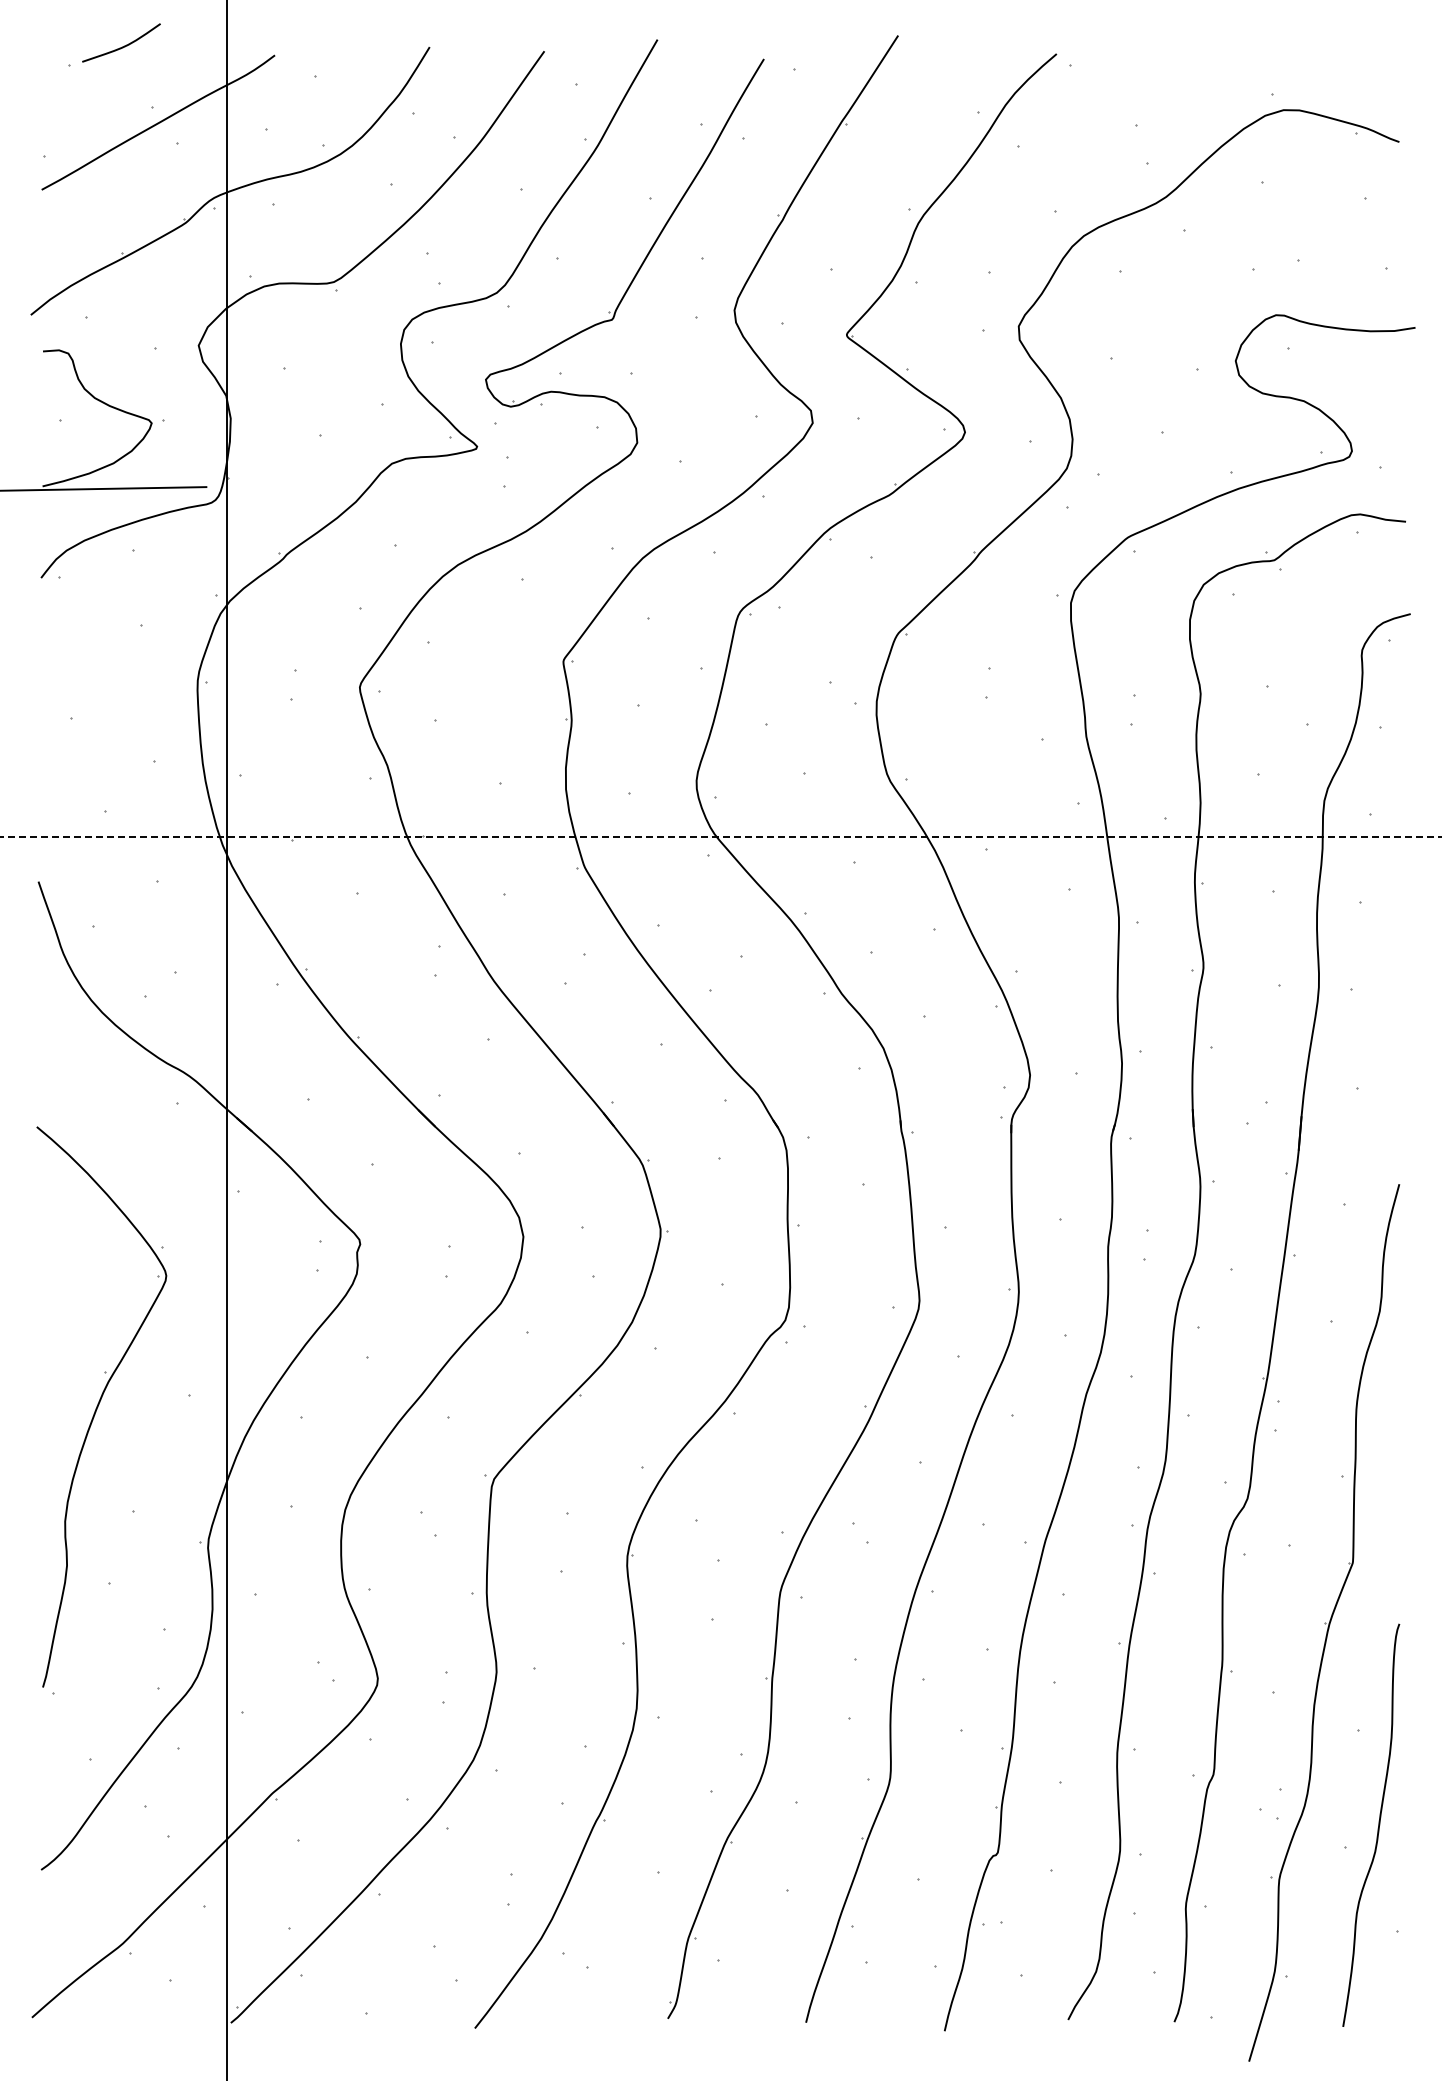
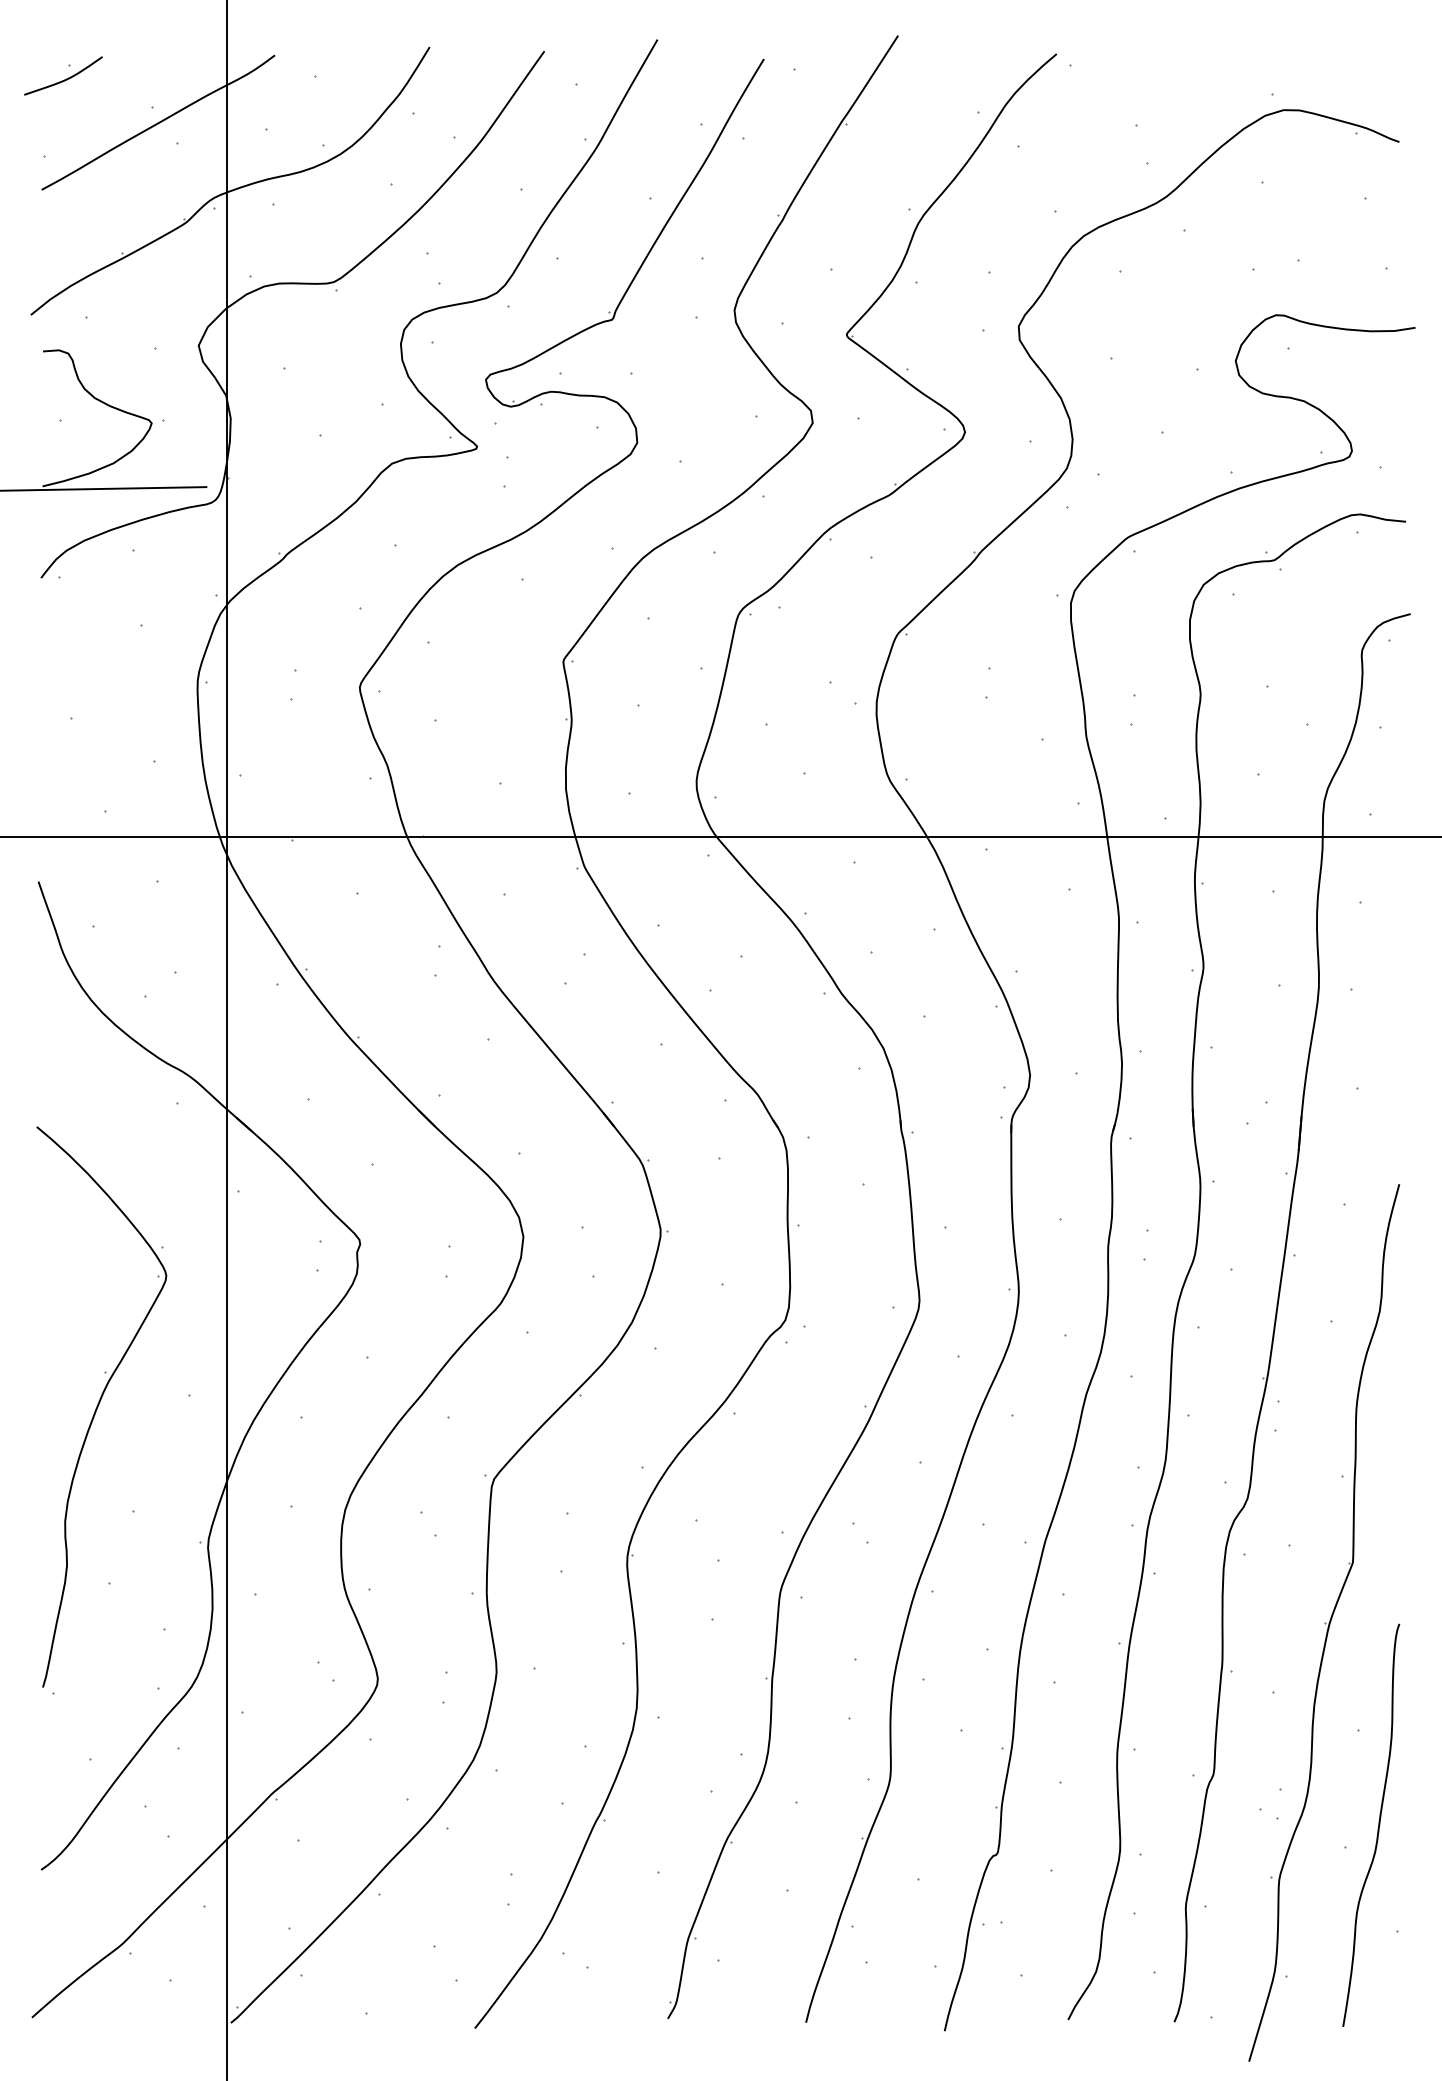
curve position: (122, 46) -> (64, 79) (64, 79)
line: dashed -> solid (721, 836)
